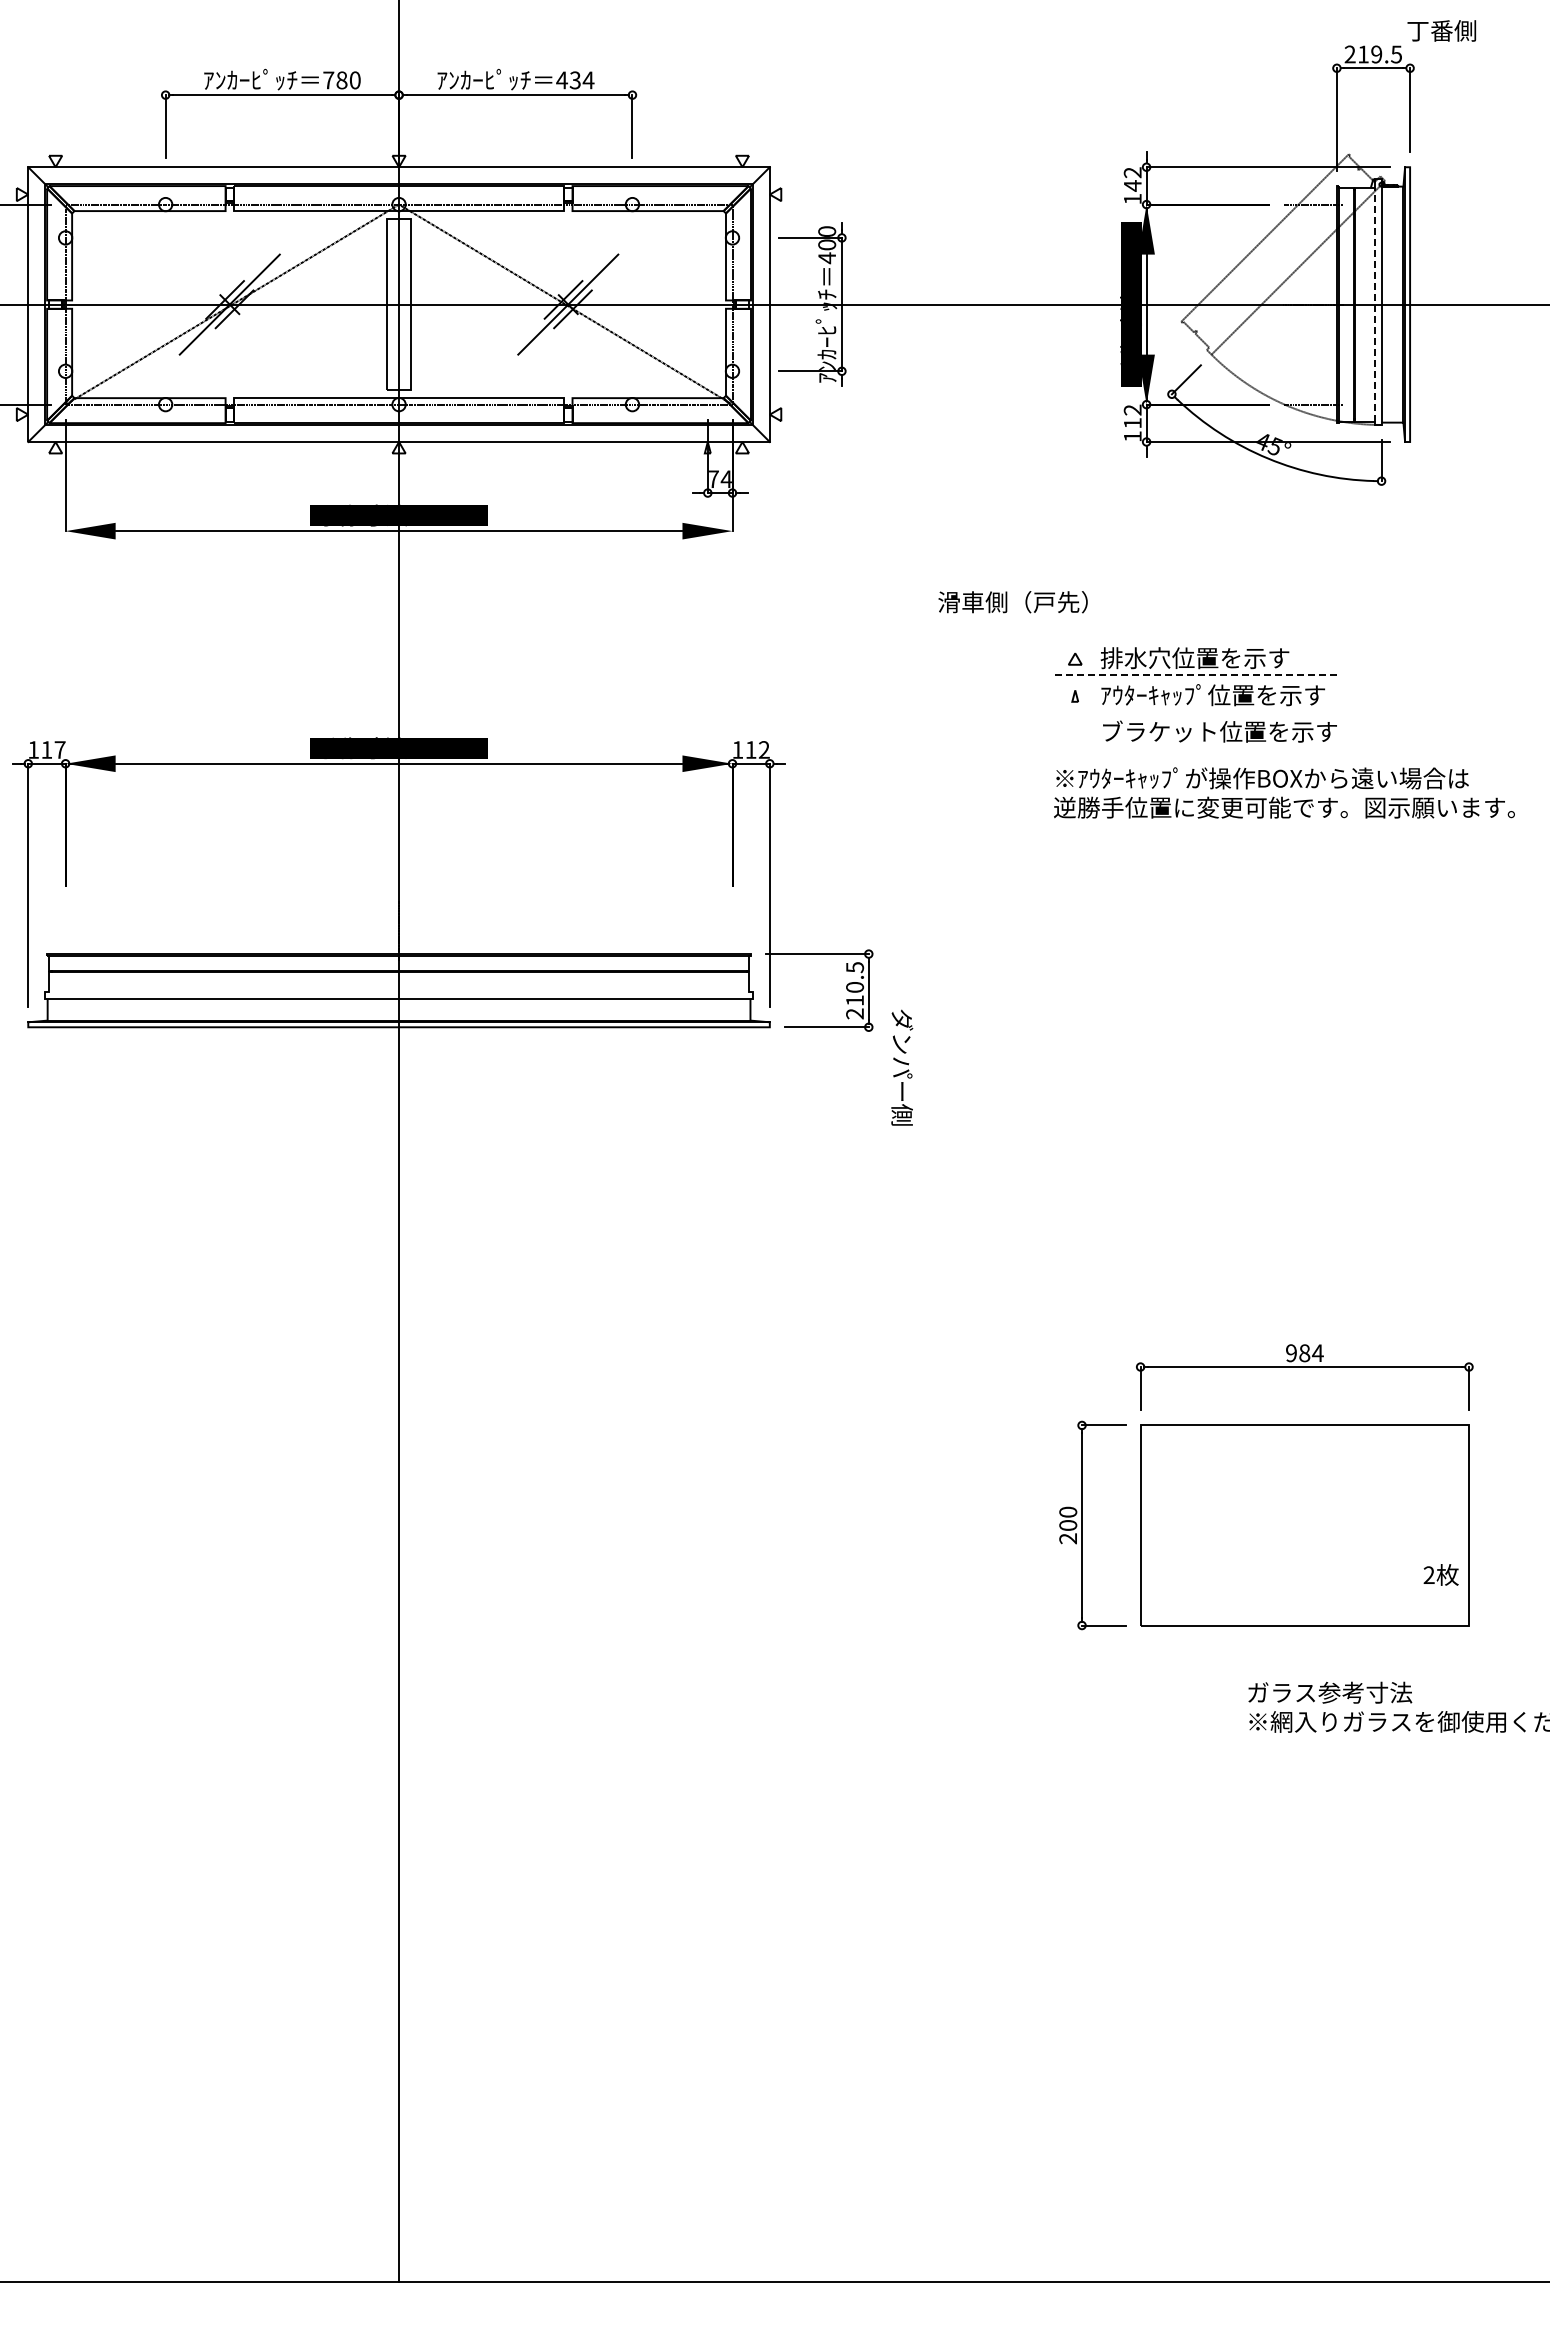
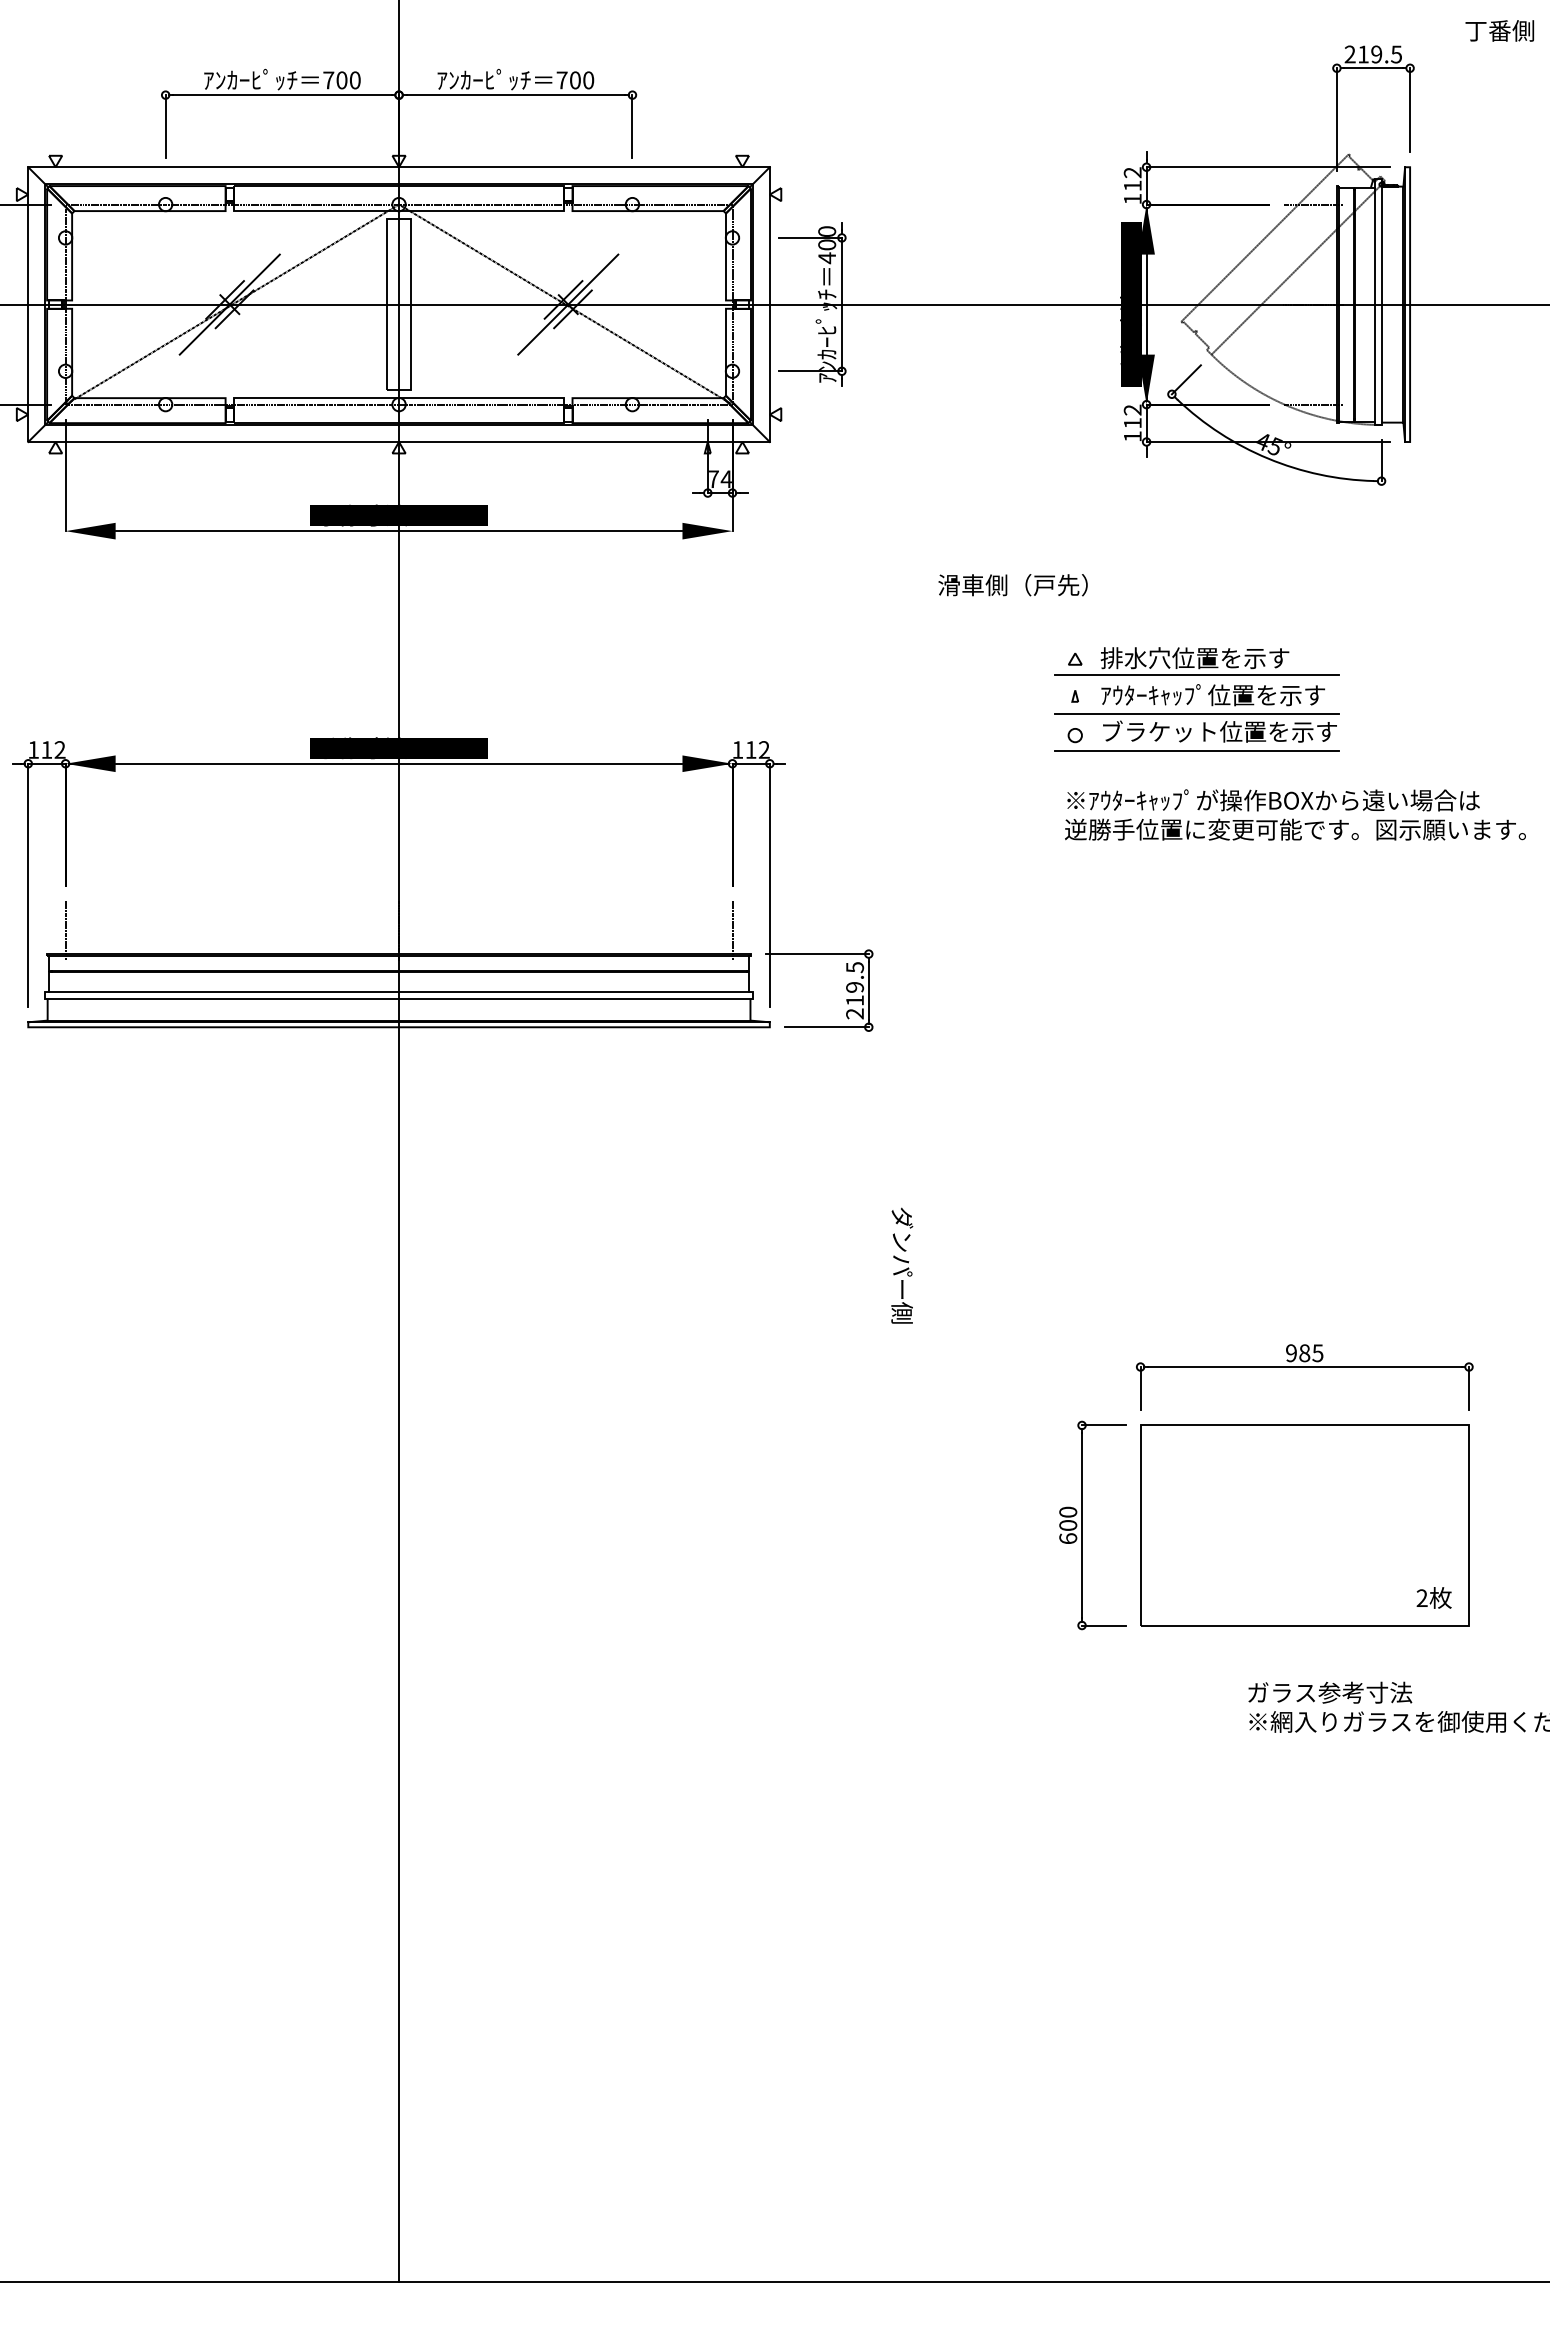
text position: (1441, 30) -> (1499, 30) (1499, 30)
text: 780 -> 700 (341, 80)
text: 434 -> 700 (575, 80)
text: 142 -> 112 (1132, 185)
line: dashed -> solid (1374, 304)
text position: (1012, 602) -> (1012, 585) (1012, 585)
line: dashed -> solid (1196, 674)
line: none -> present (1196, 713)
text: 117 -> 112 (59, 749)
part: none -> present (1196, 750)
text position: (1284, 792) -> (1295, 814) (1295, 814)
line: none -> present (65, 930)
line: none -> present (732, 930)
text: 210.5 -> 219.5 (854, 987)
line: none -> present (398, 992)
text position: (902, 1067) -> (902, 1265) (902, 1265)
text: 984 -> 985 (1317, 1353)
text: 200 -> 600 (1068, 1538)
text position: (1440, 1574) -> (1433, 1597) (1433, 1597)
